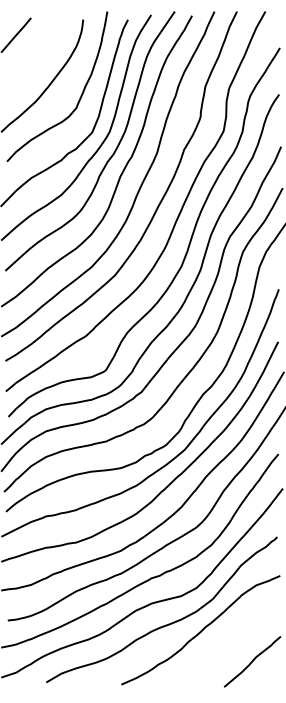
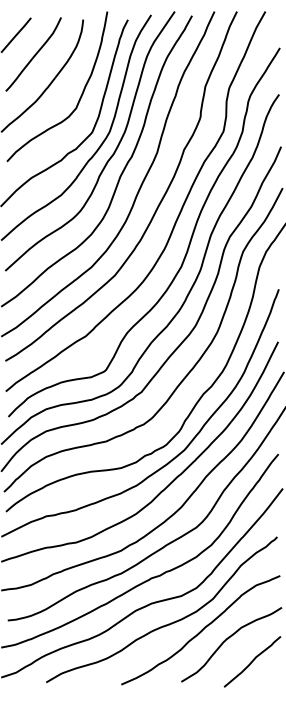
curve: none -> present (34, 54)
curve: none -> present (228, 639)
